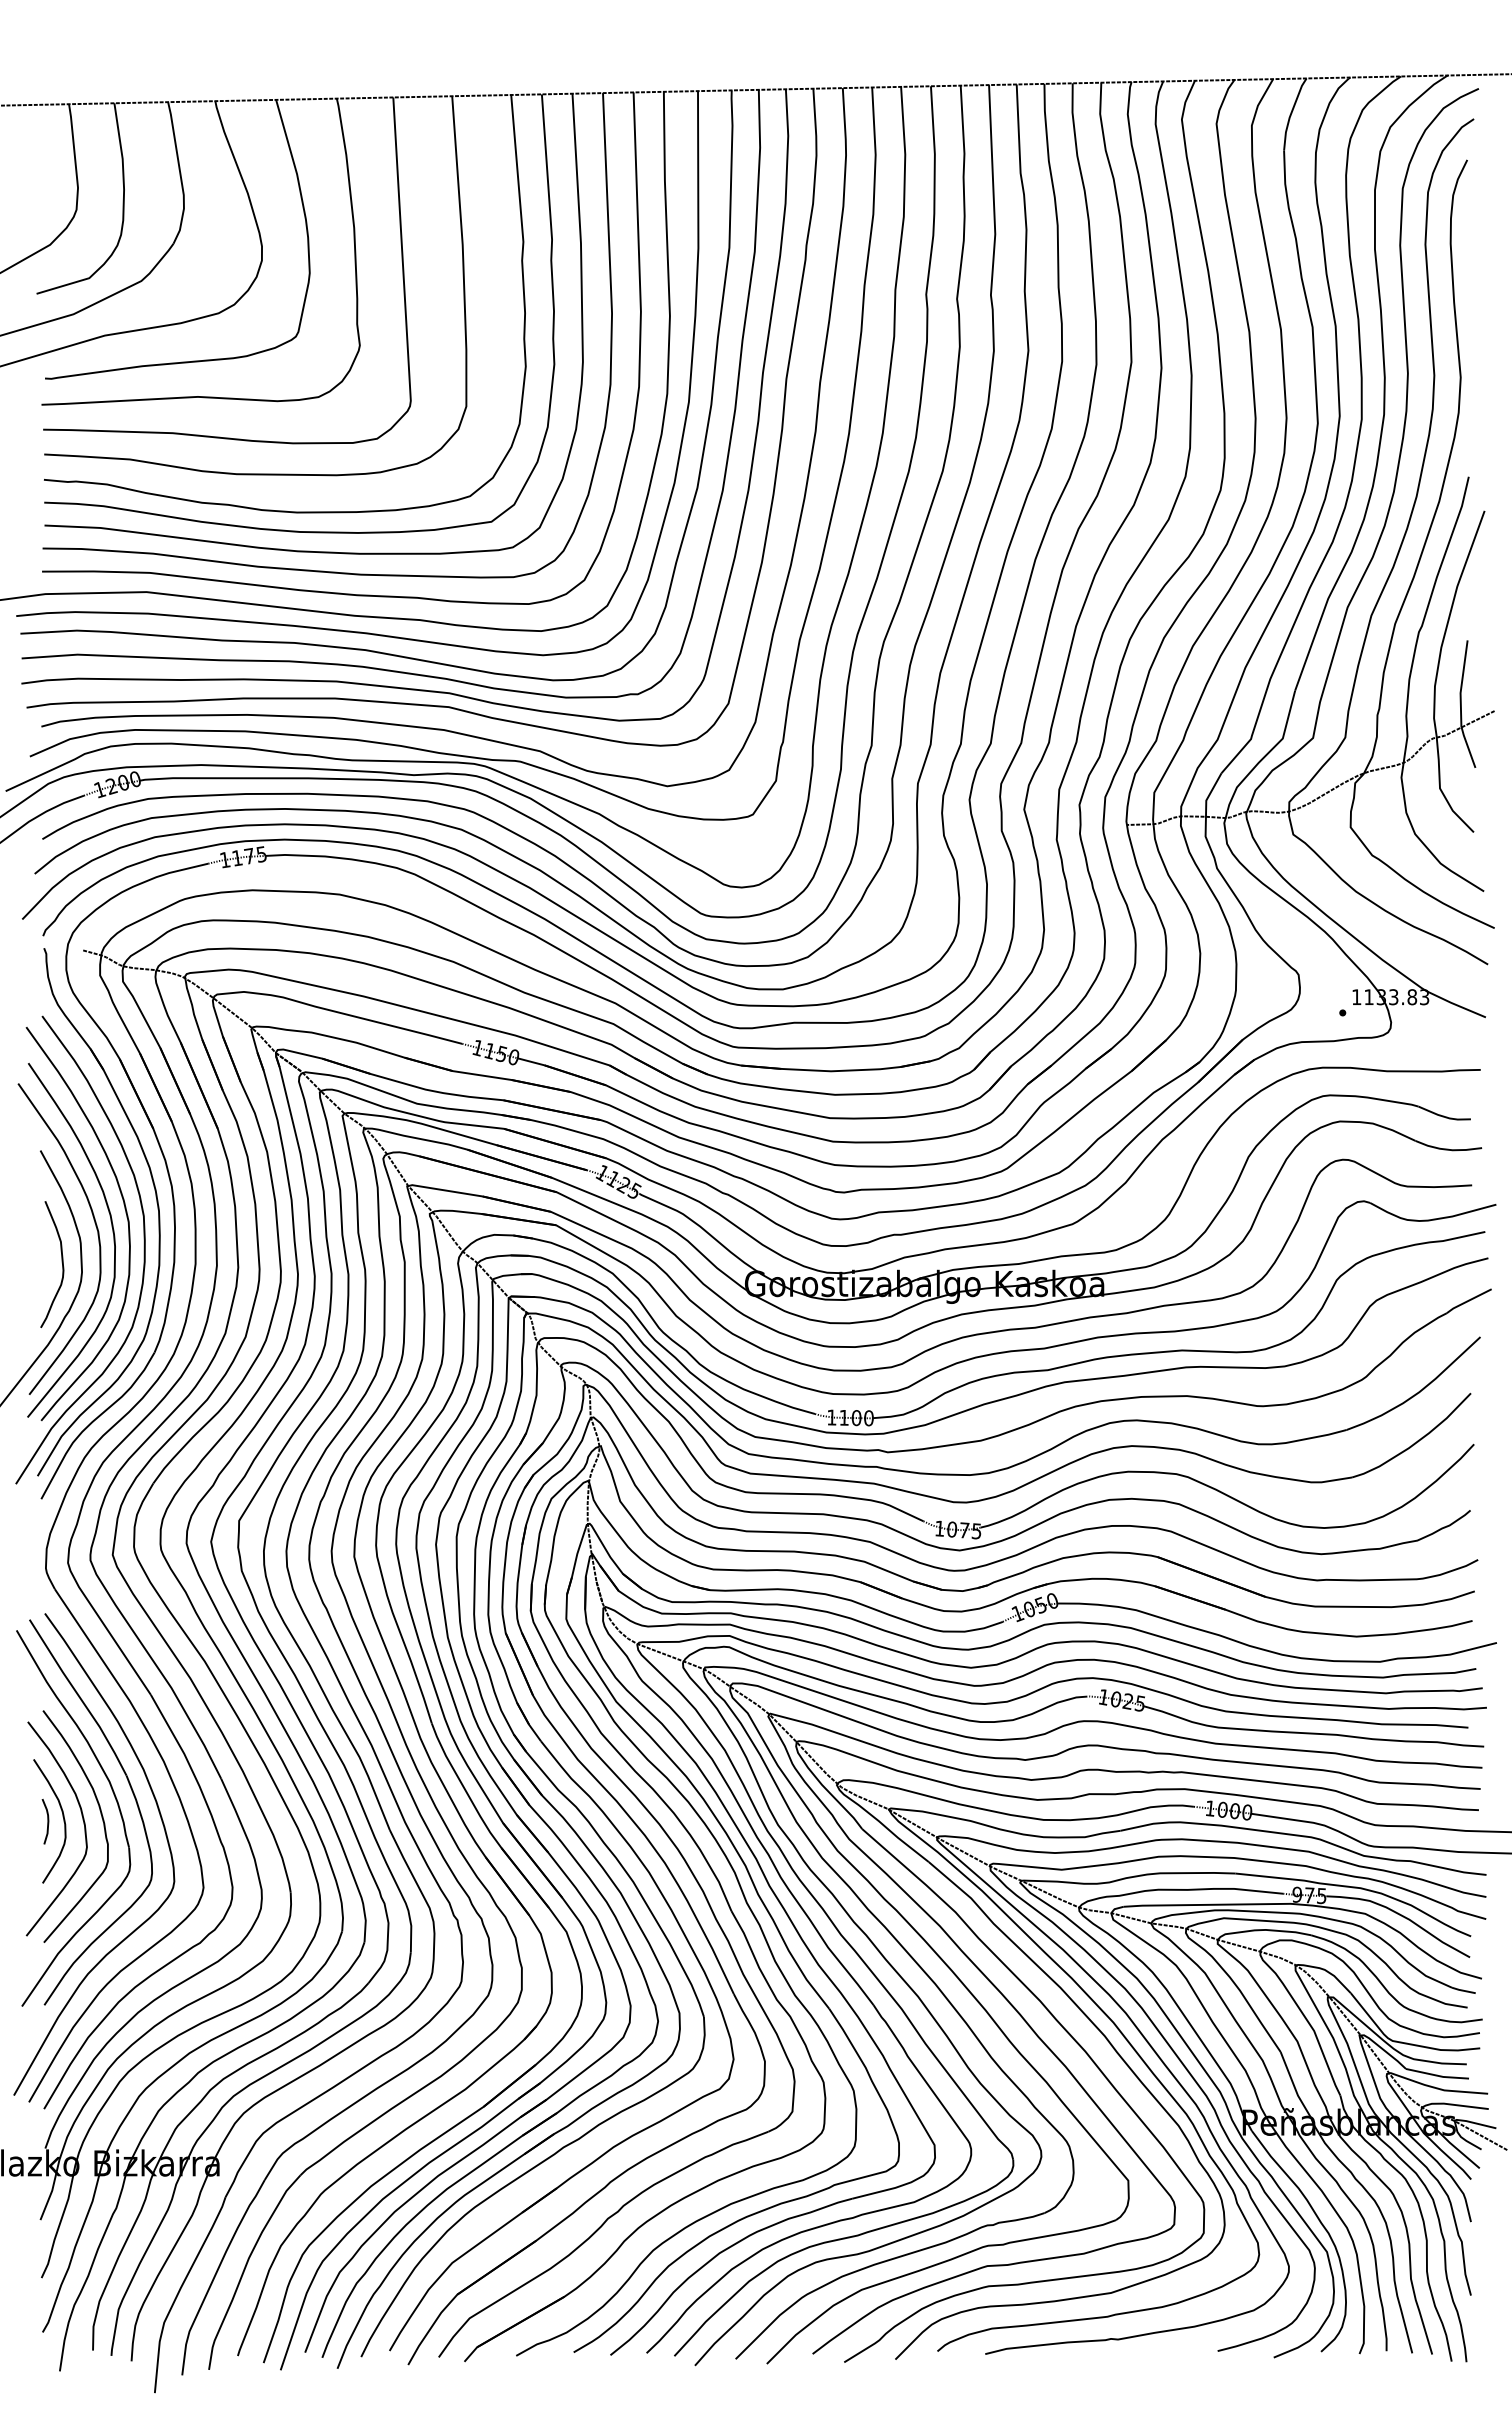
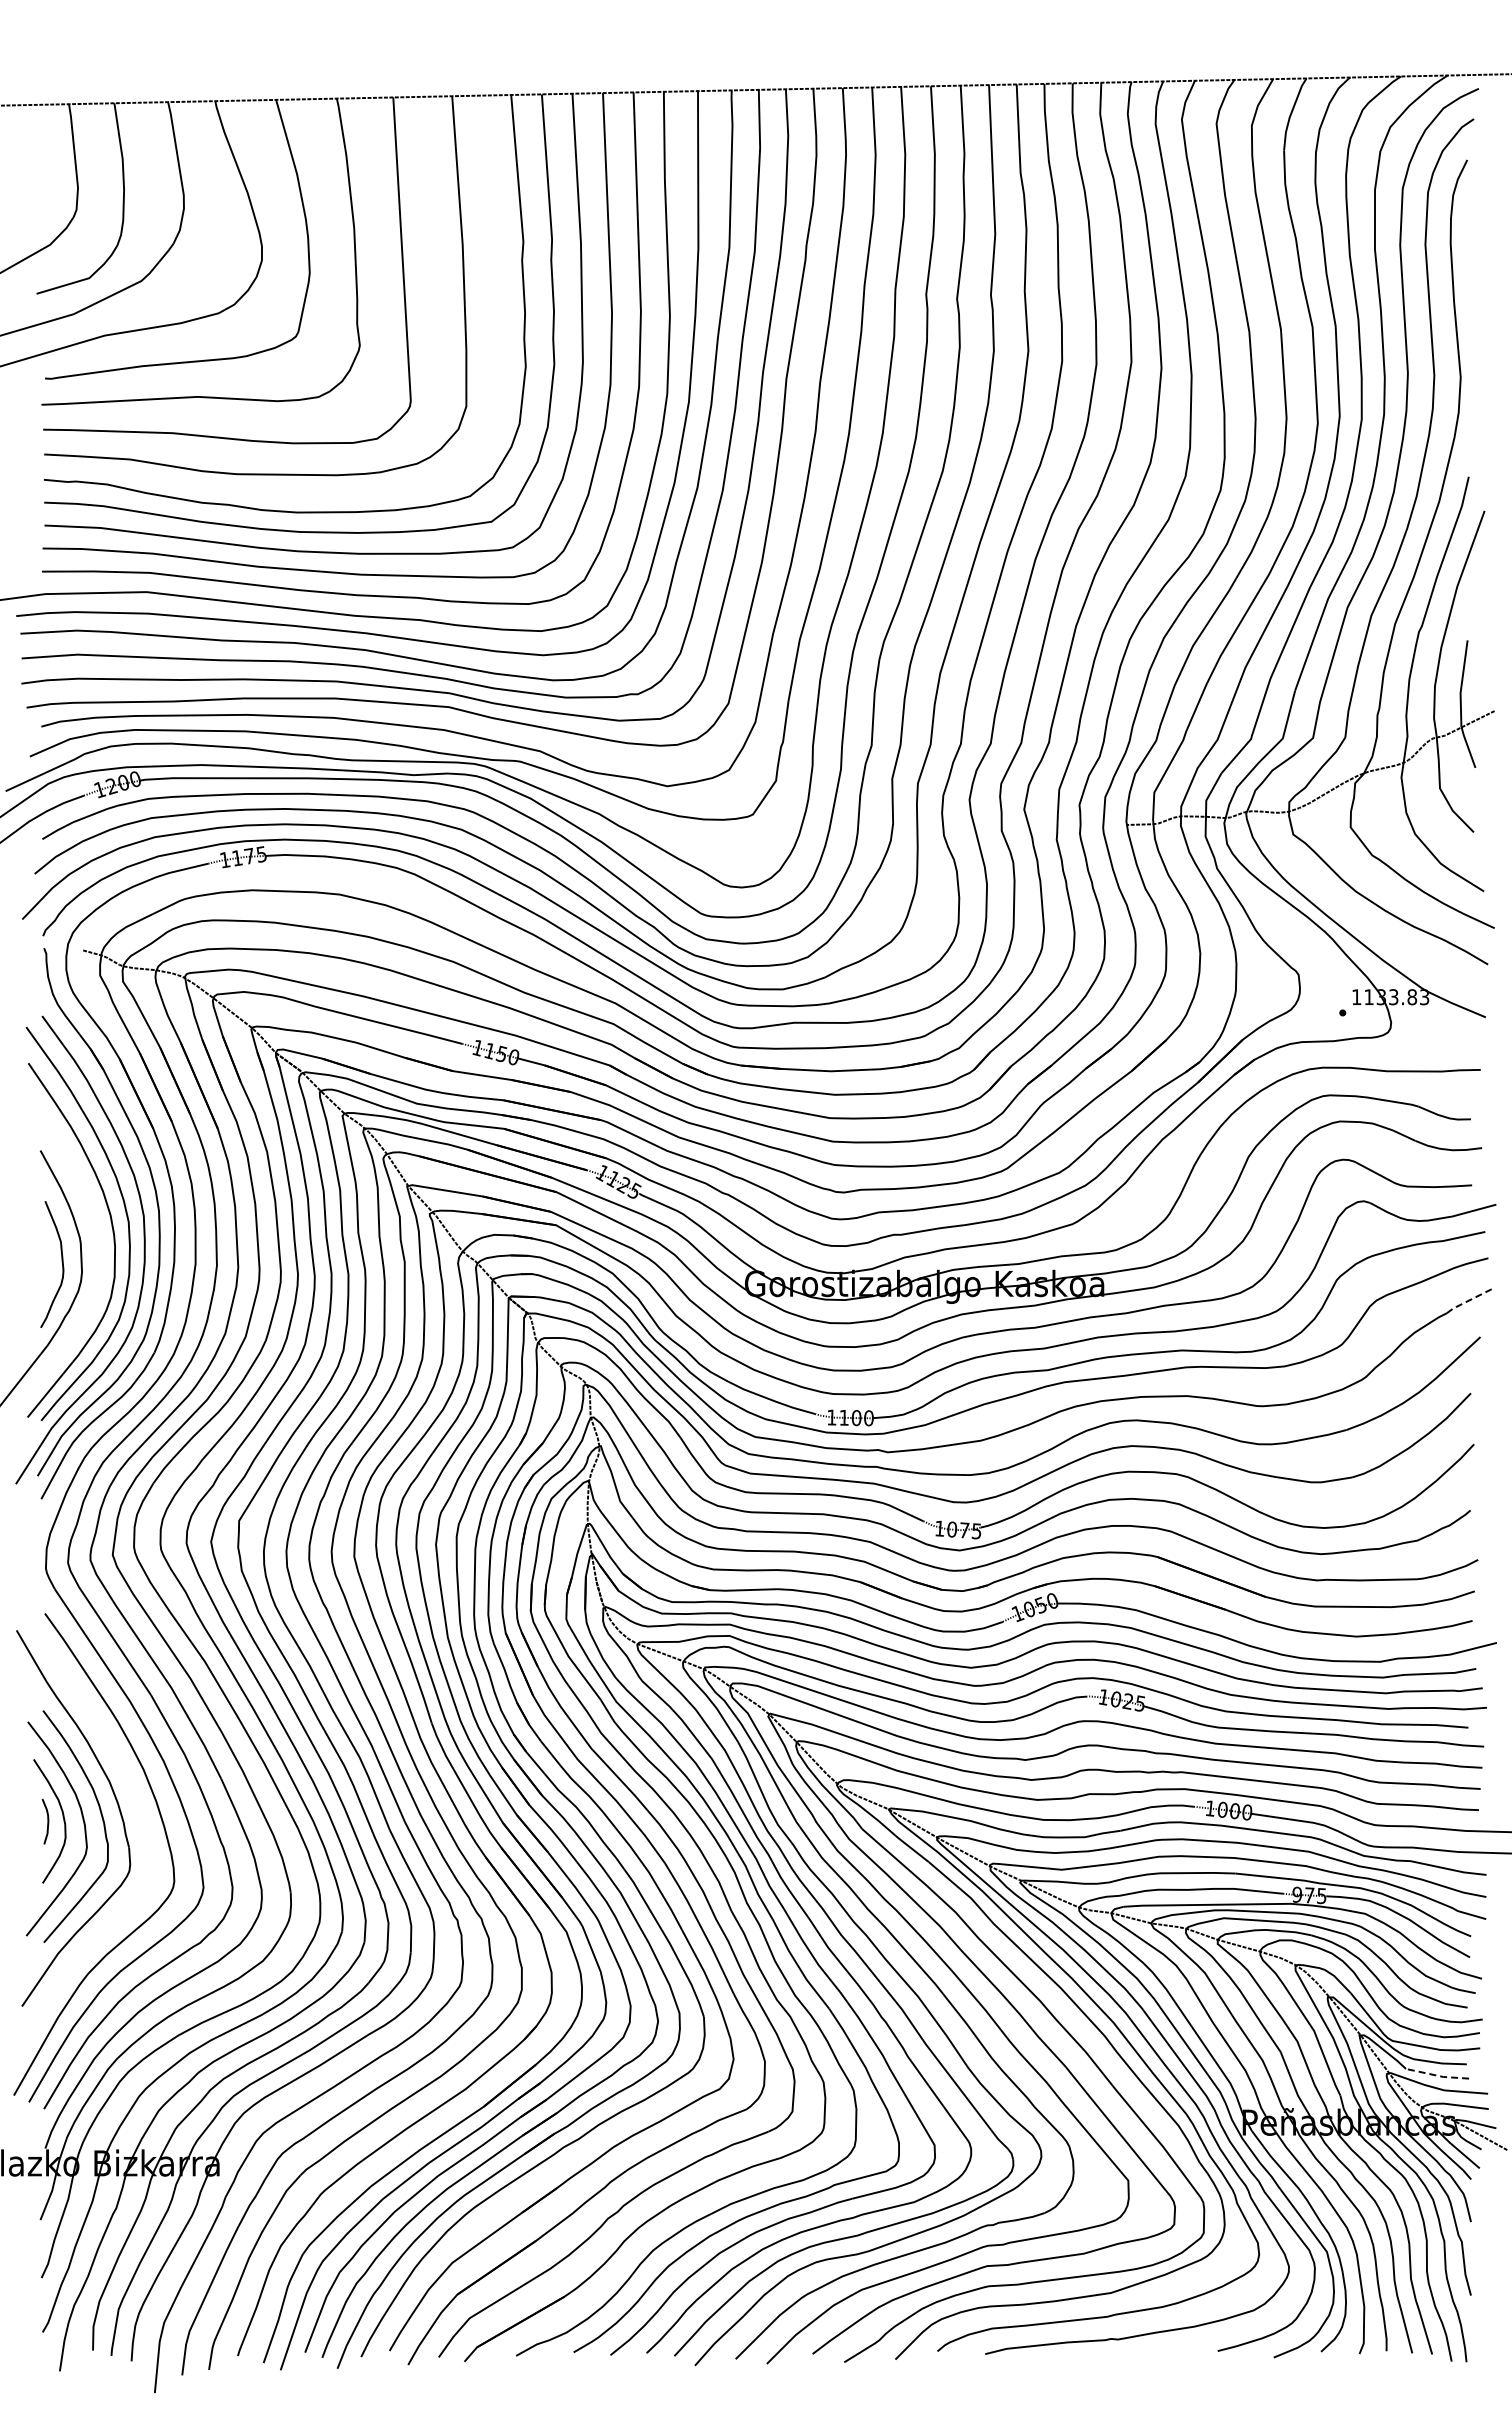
curve: present -> none (95, 1226)
line: solid -> dashed (1468, 1300)
part: present -> none (133, 1796)
line: solid -> dashed (1437, 2075)
